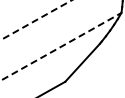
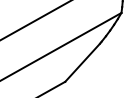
line: dashed -> solid (36, 20)
line: dashed -> solid (61, 46)
